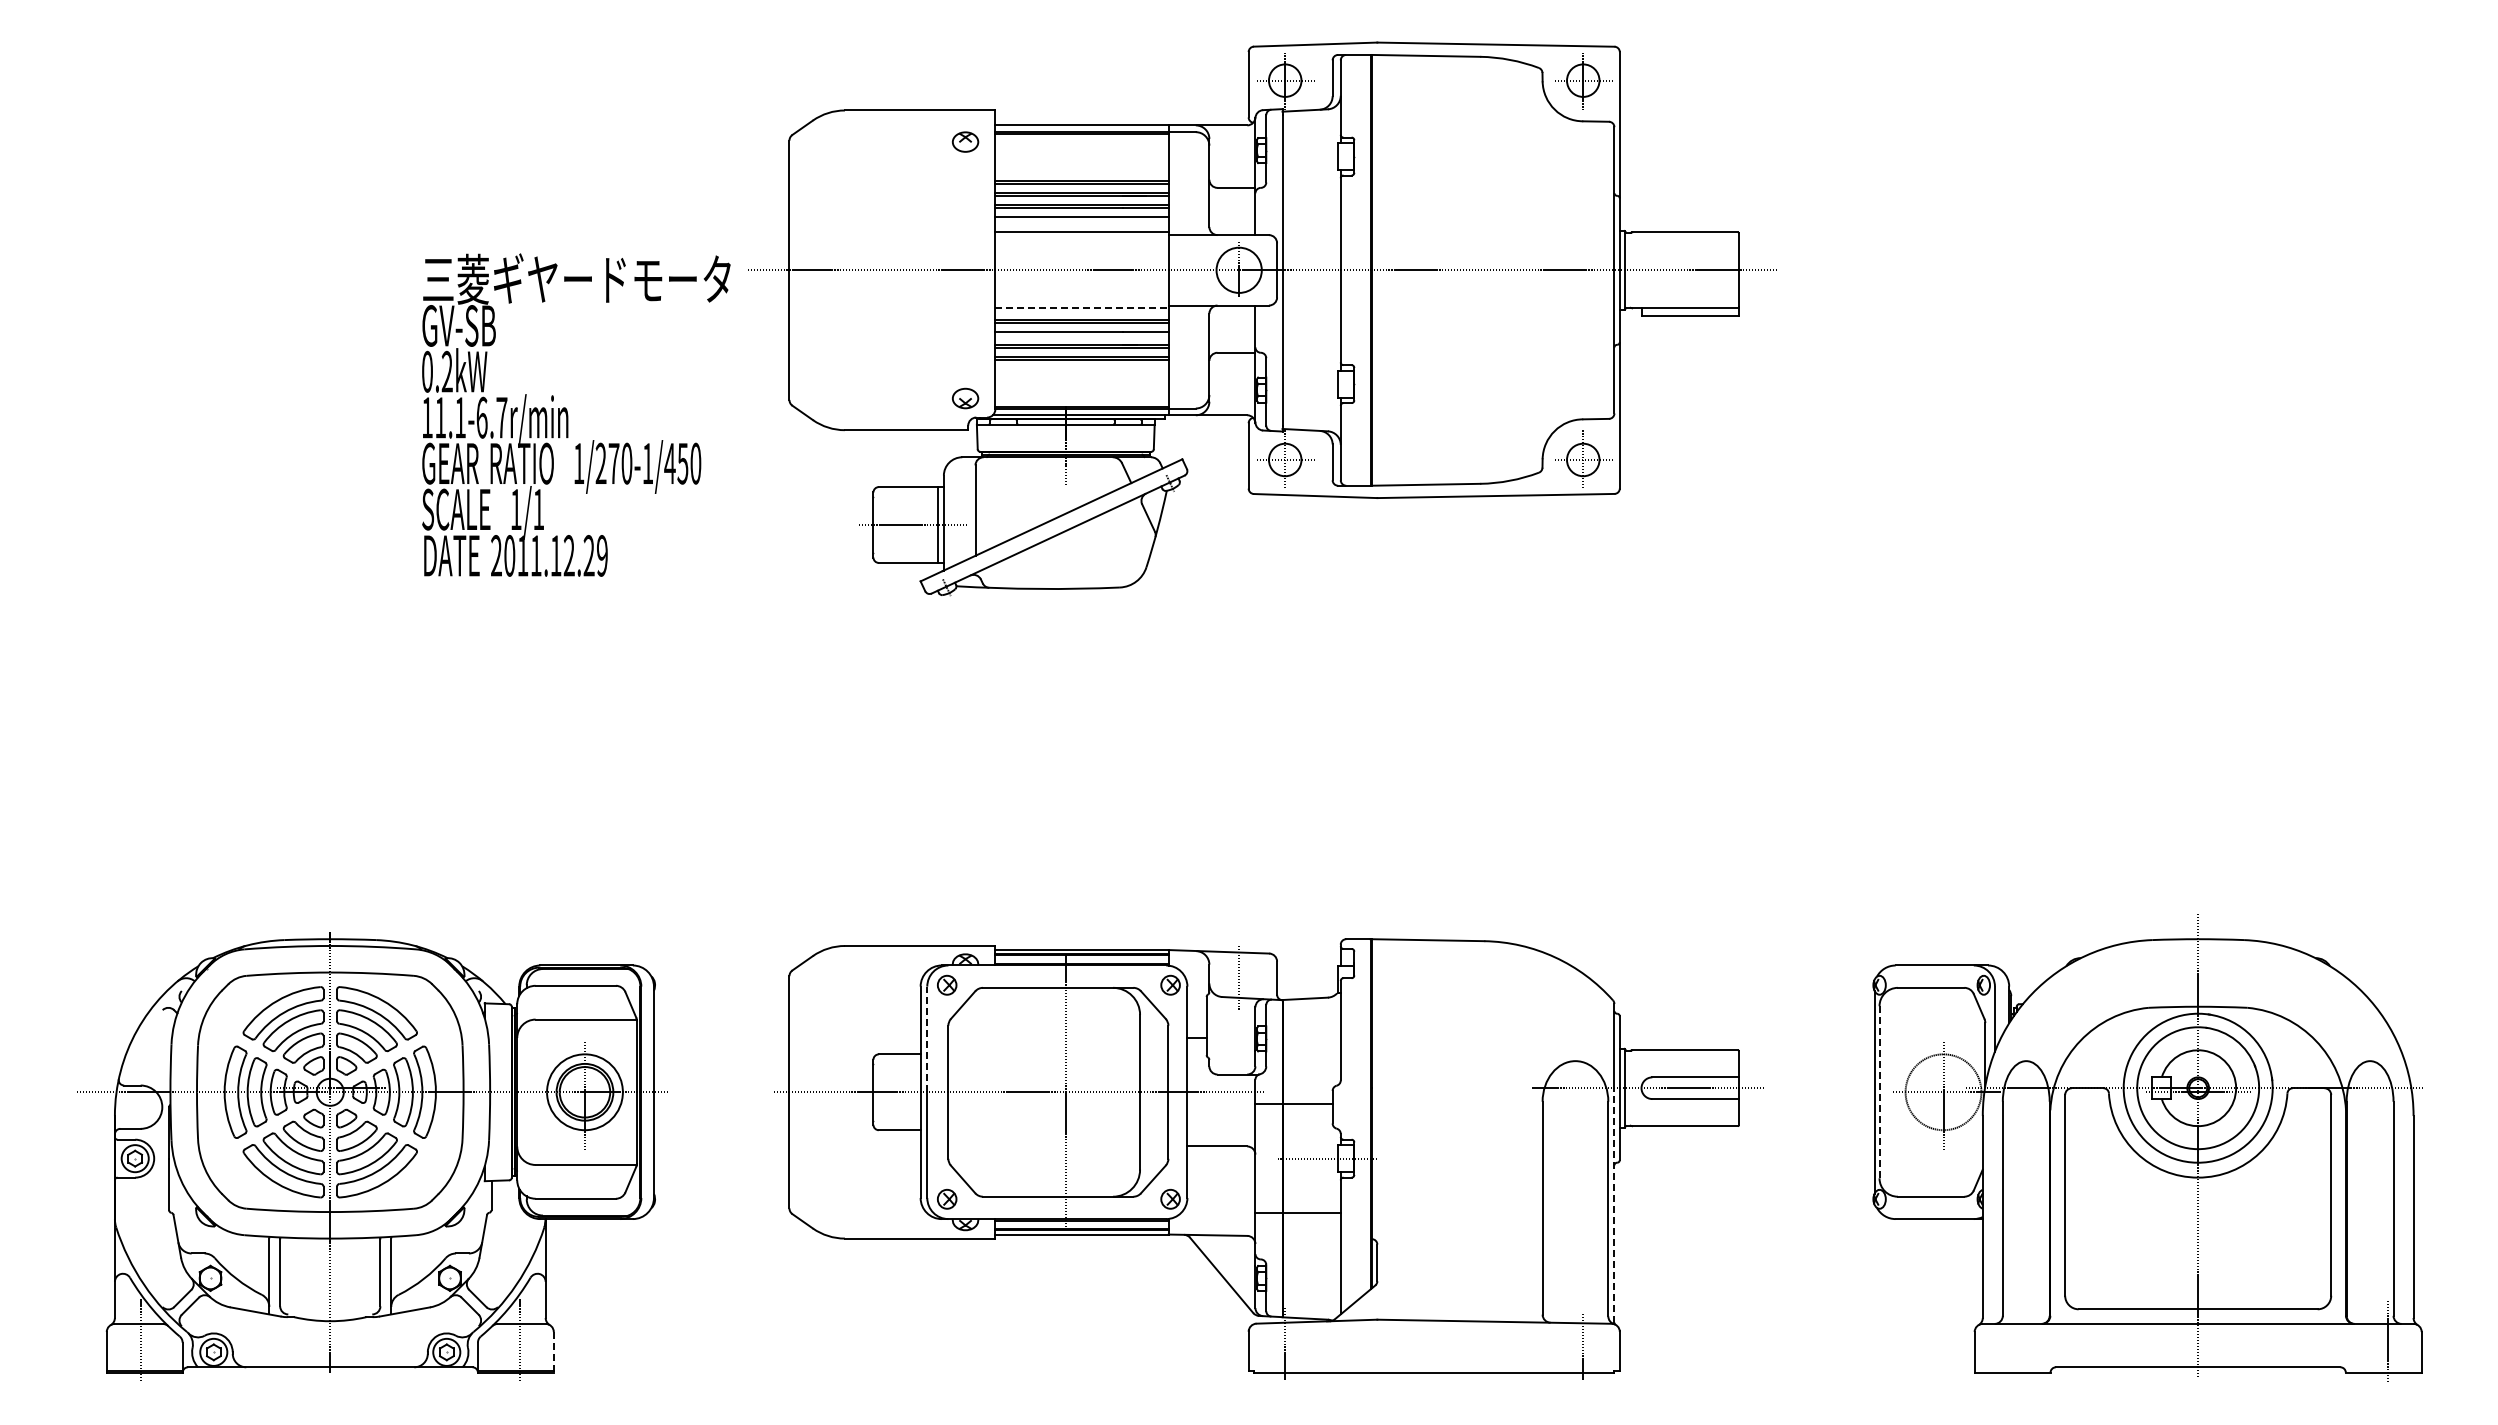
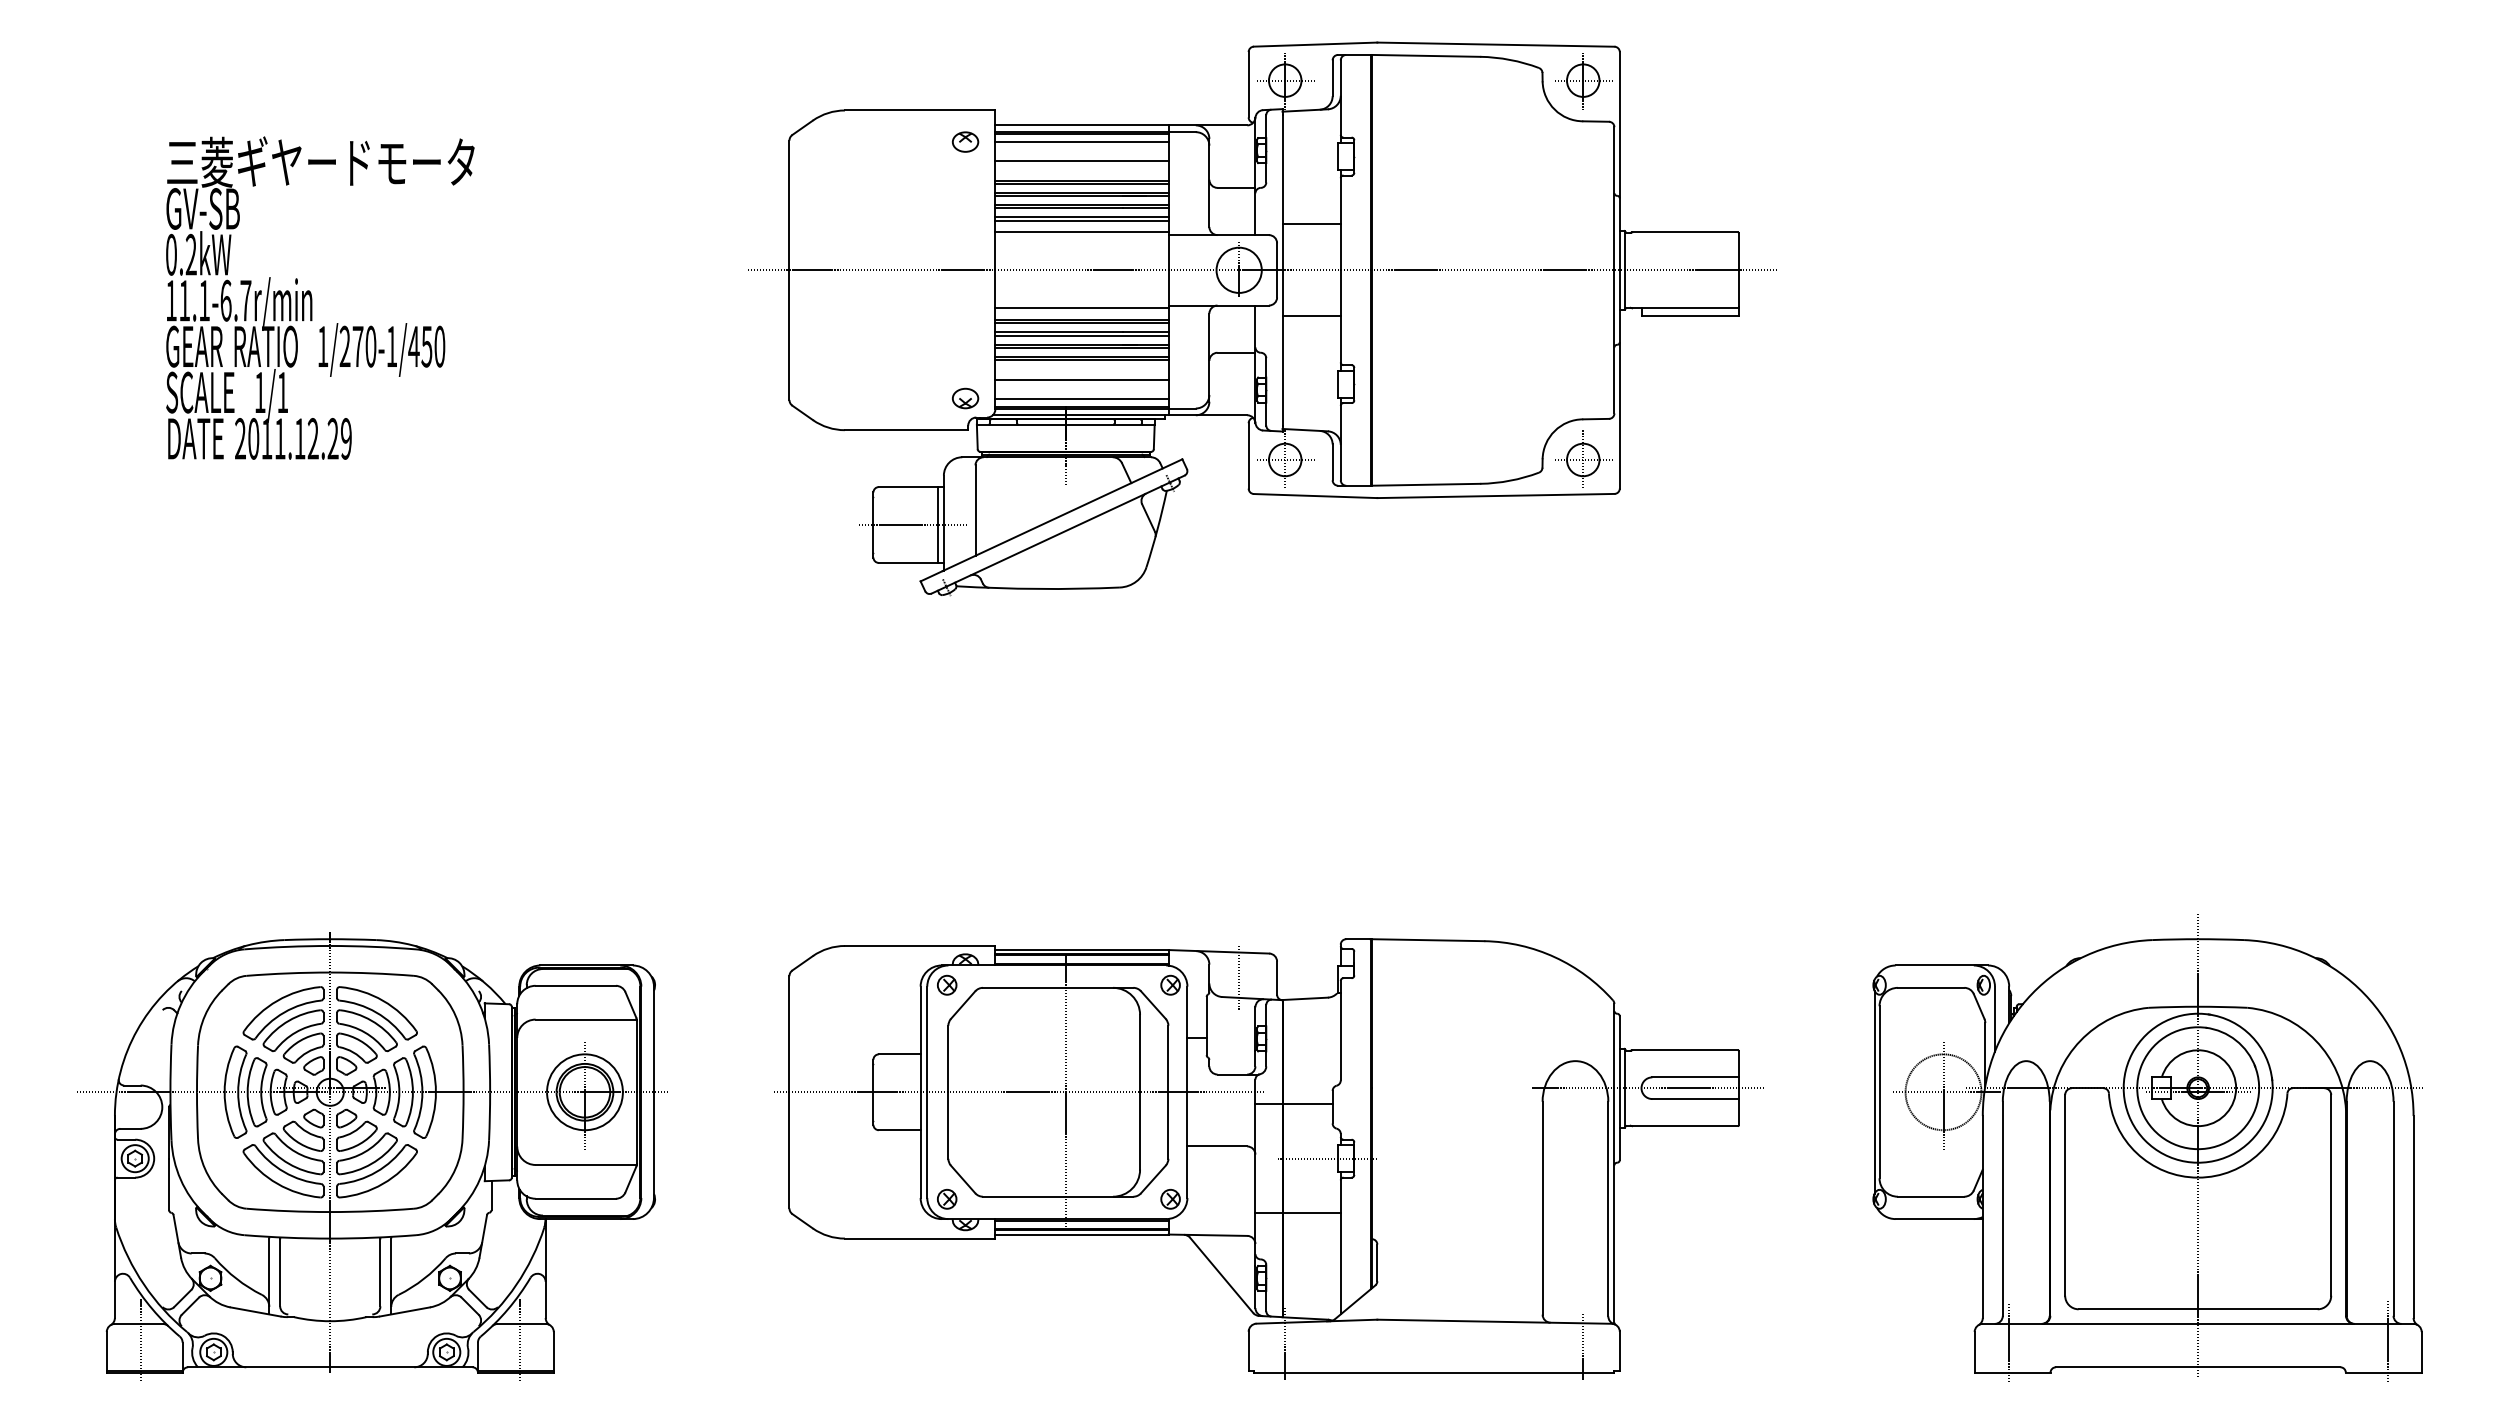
line: none -> present (1081, 142)
line: none -> present (1081, 160)
line: none -> present (1081, 220)
line: none -> present (1311, 224)
line: dashed -> solid (1082, 308)
line: none -> present (1311, 316)
line: none -> present (1081, 335)
line: none -> present (1081, 379)
line: none -> present (1081, 398)
text position: (576, 414) -> (320, 297) (320, 297)
line: dashed -> solid (927, 1039)
line: dashed -> solid (1879, 1092)
line: dashed -> solid (1614, 1204)
line: none -> present (2008, 1341)
line: dashed -> solid (553, 1352)
